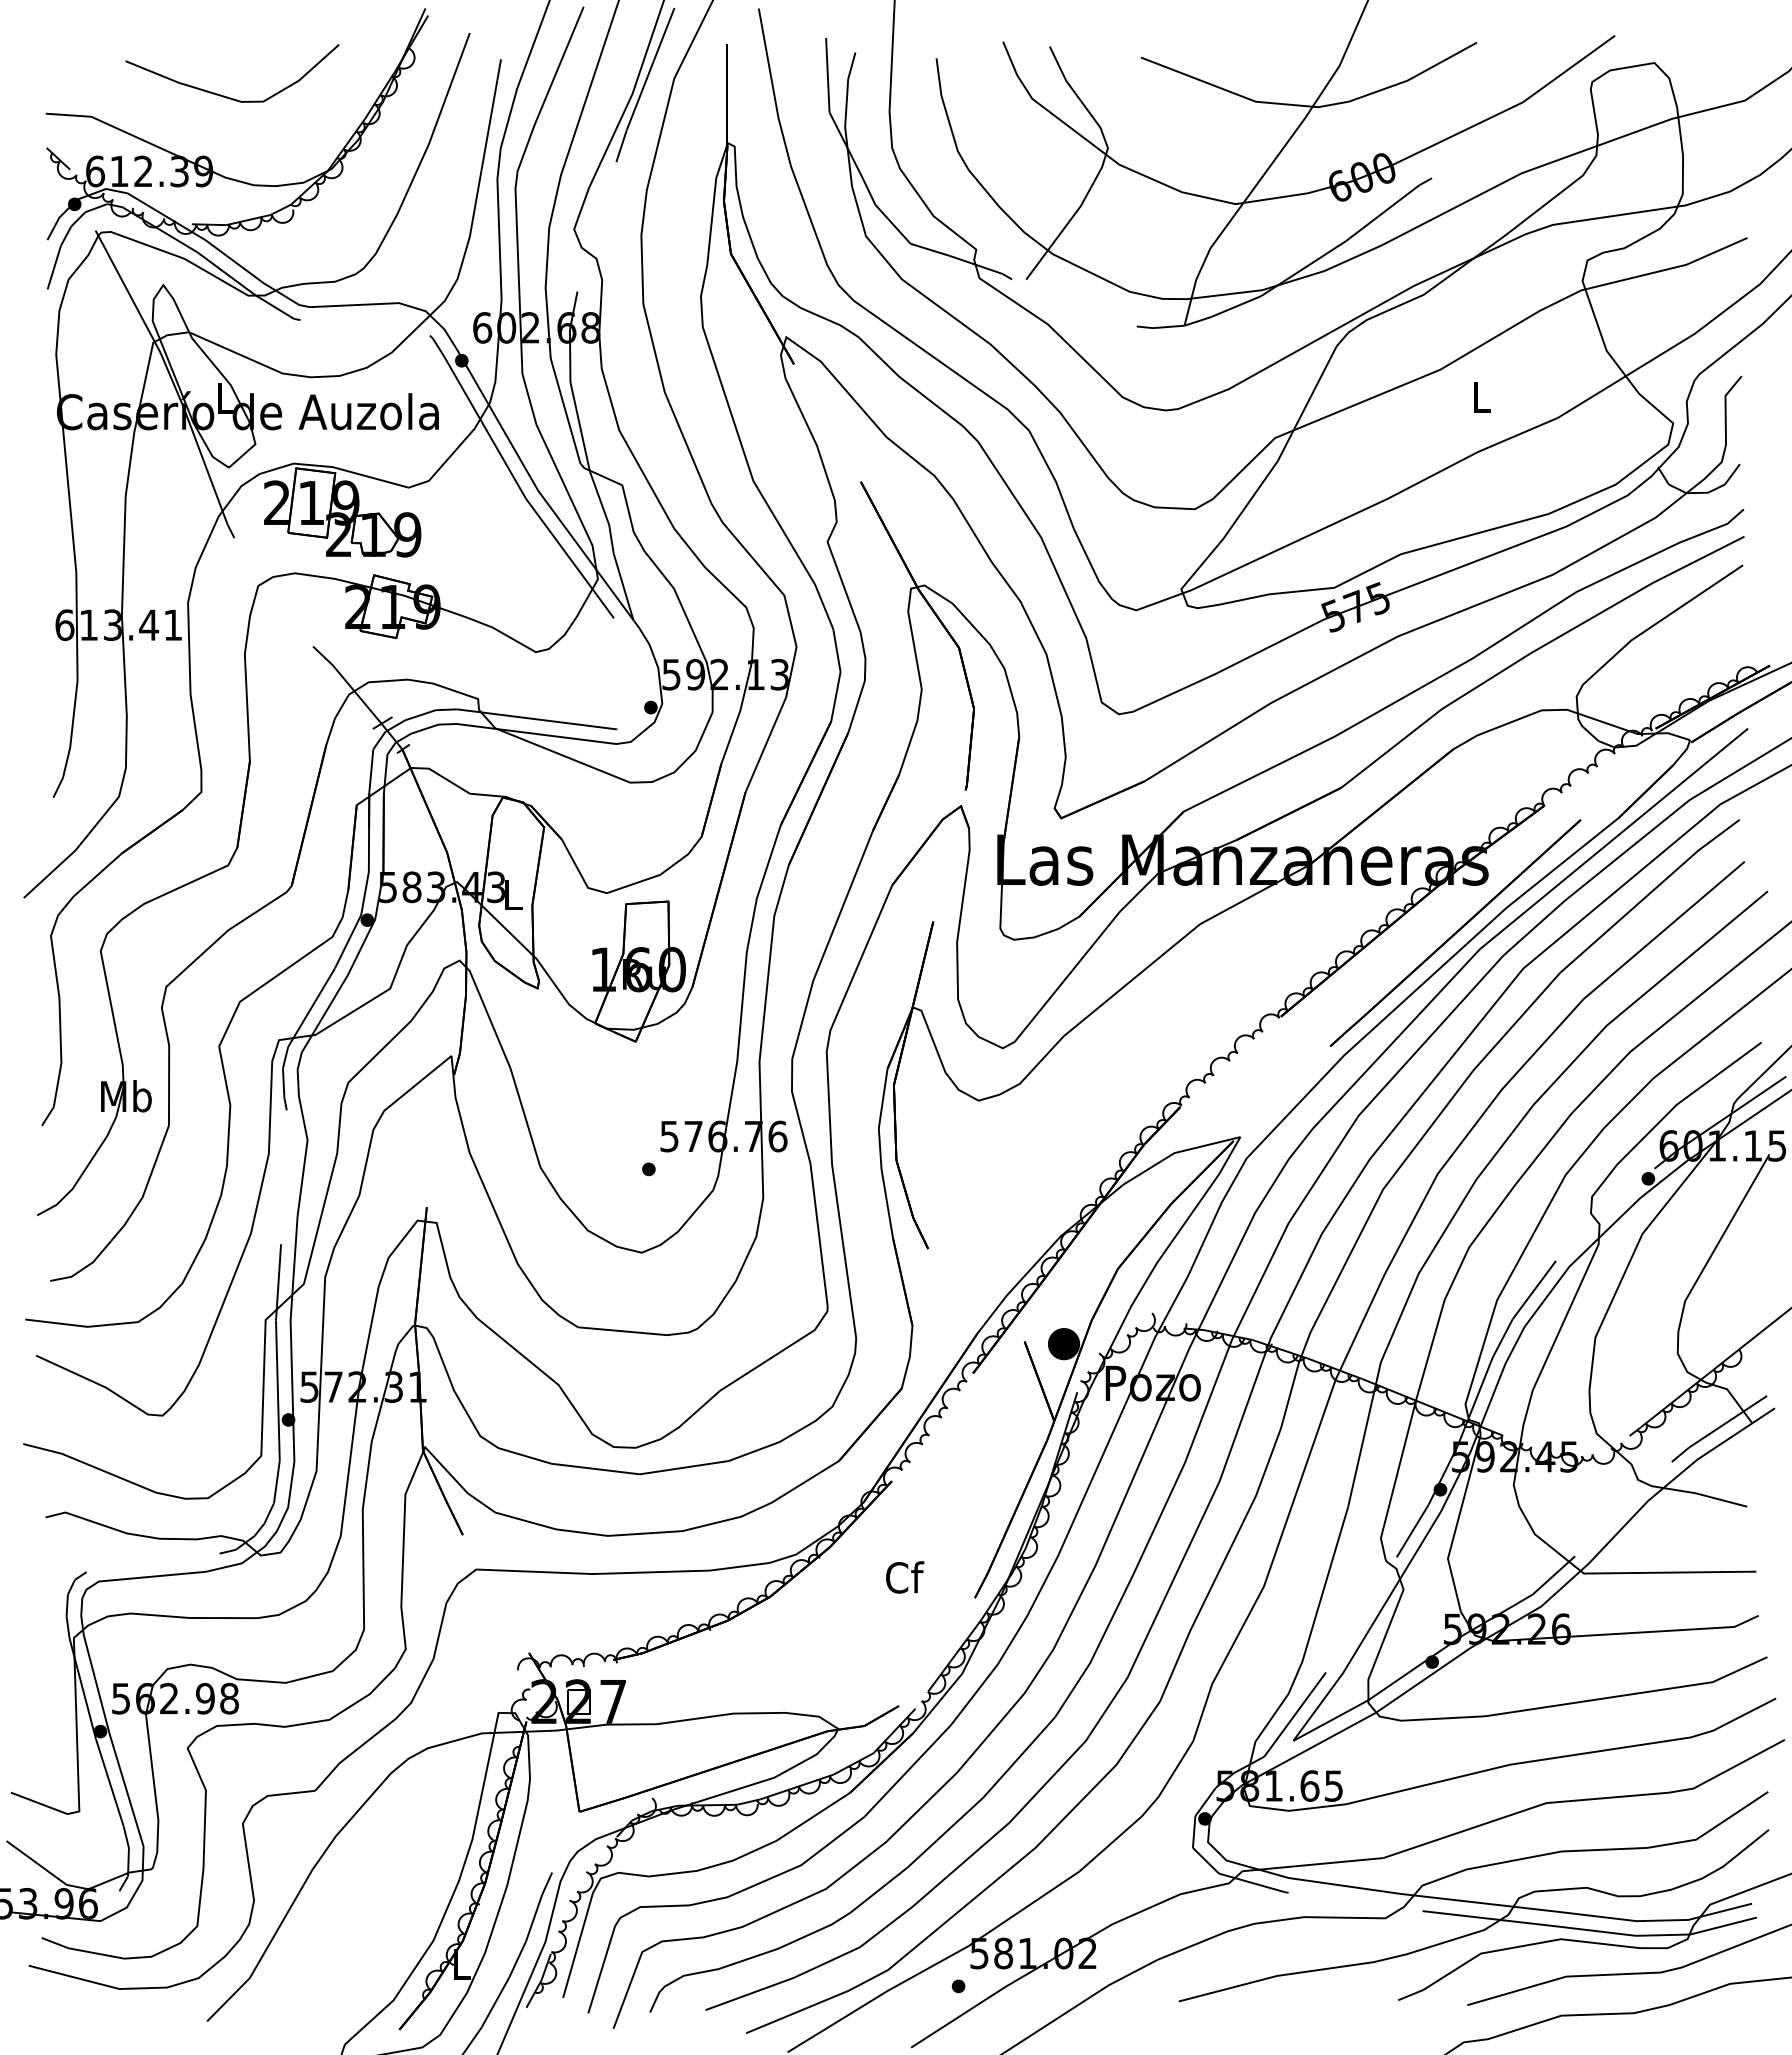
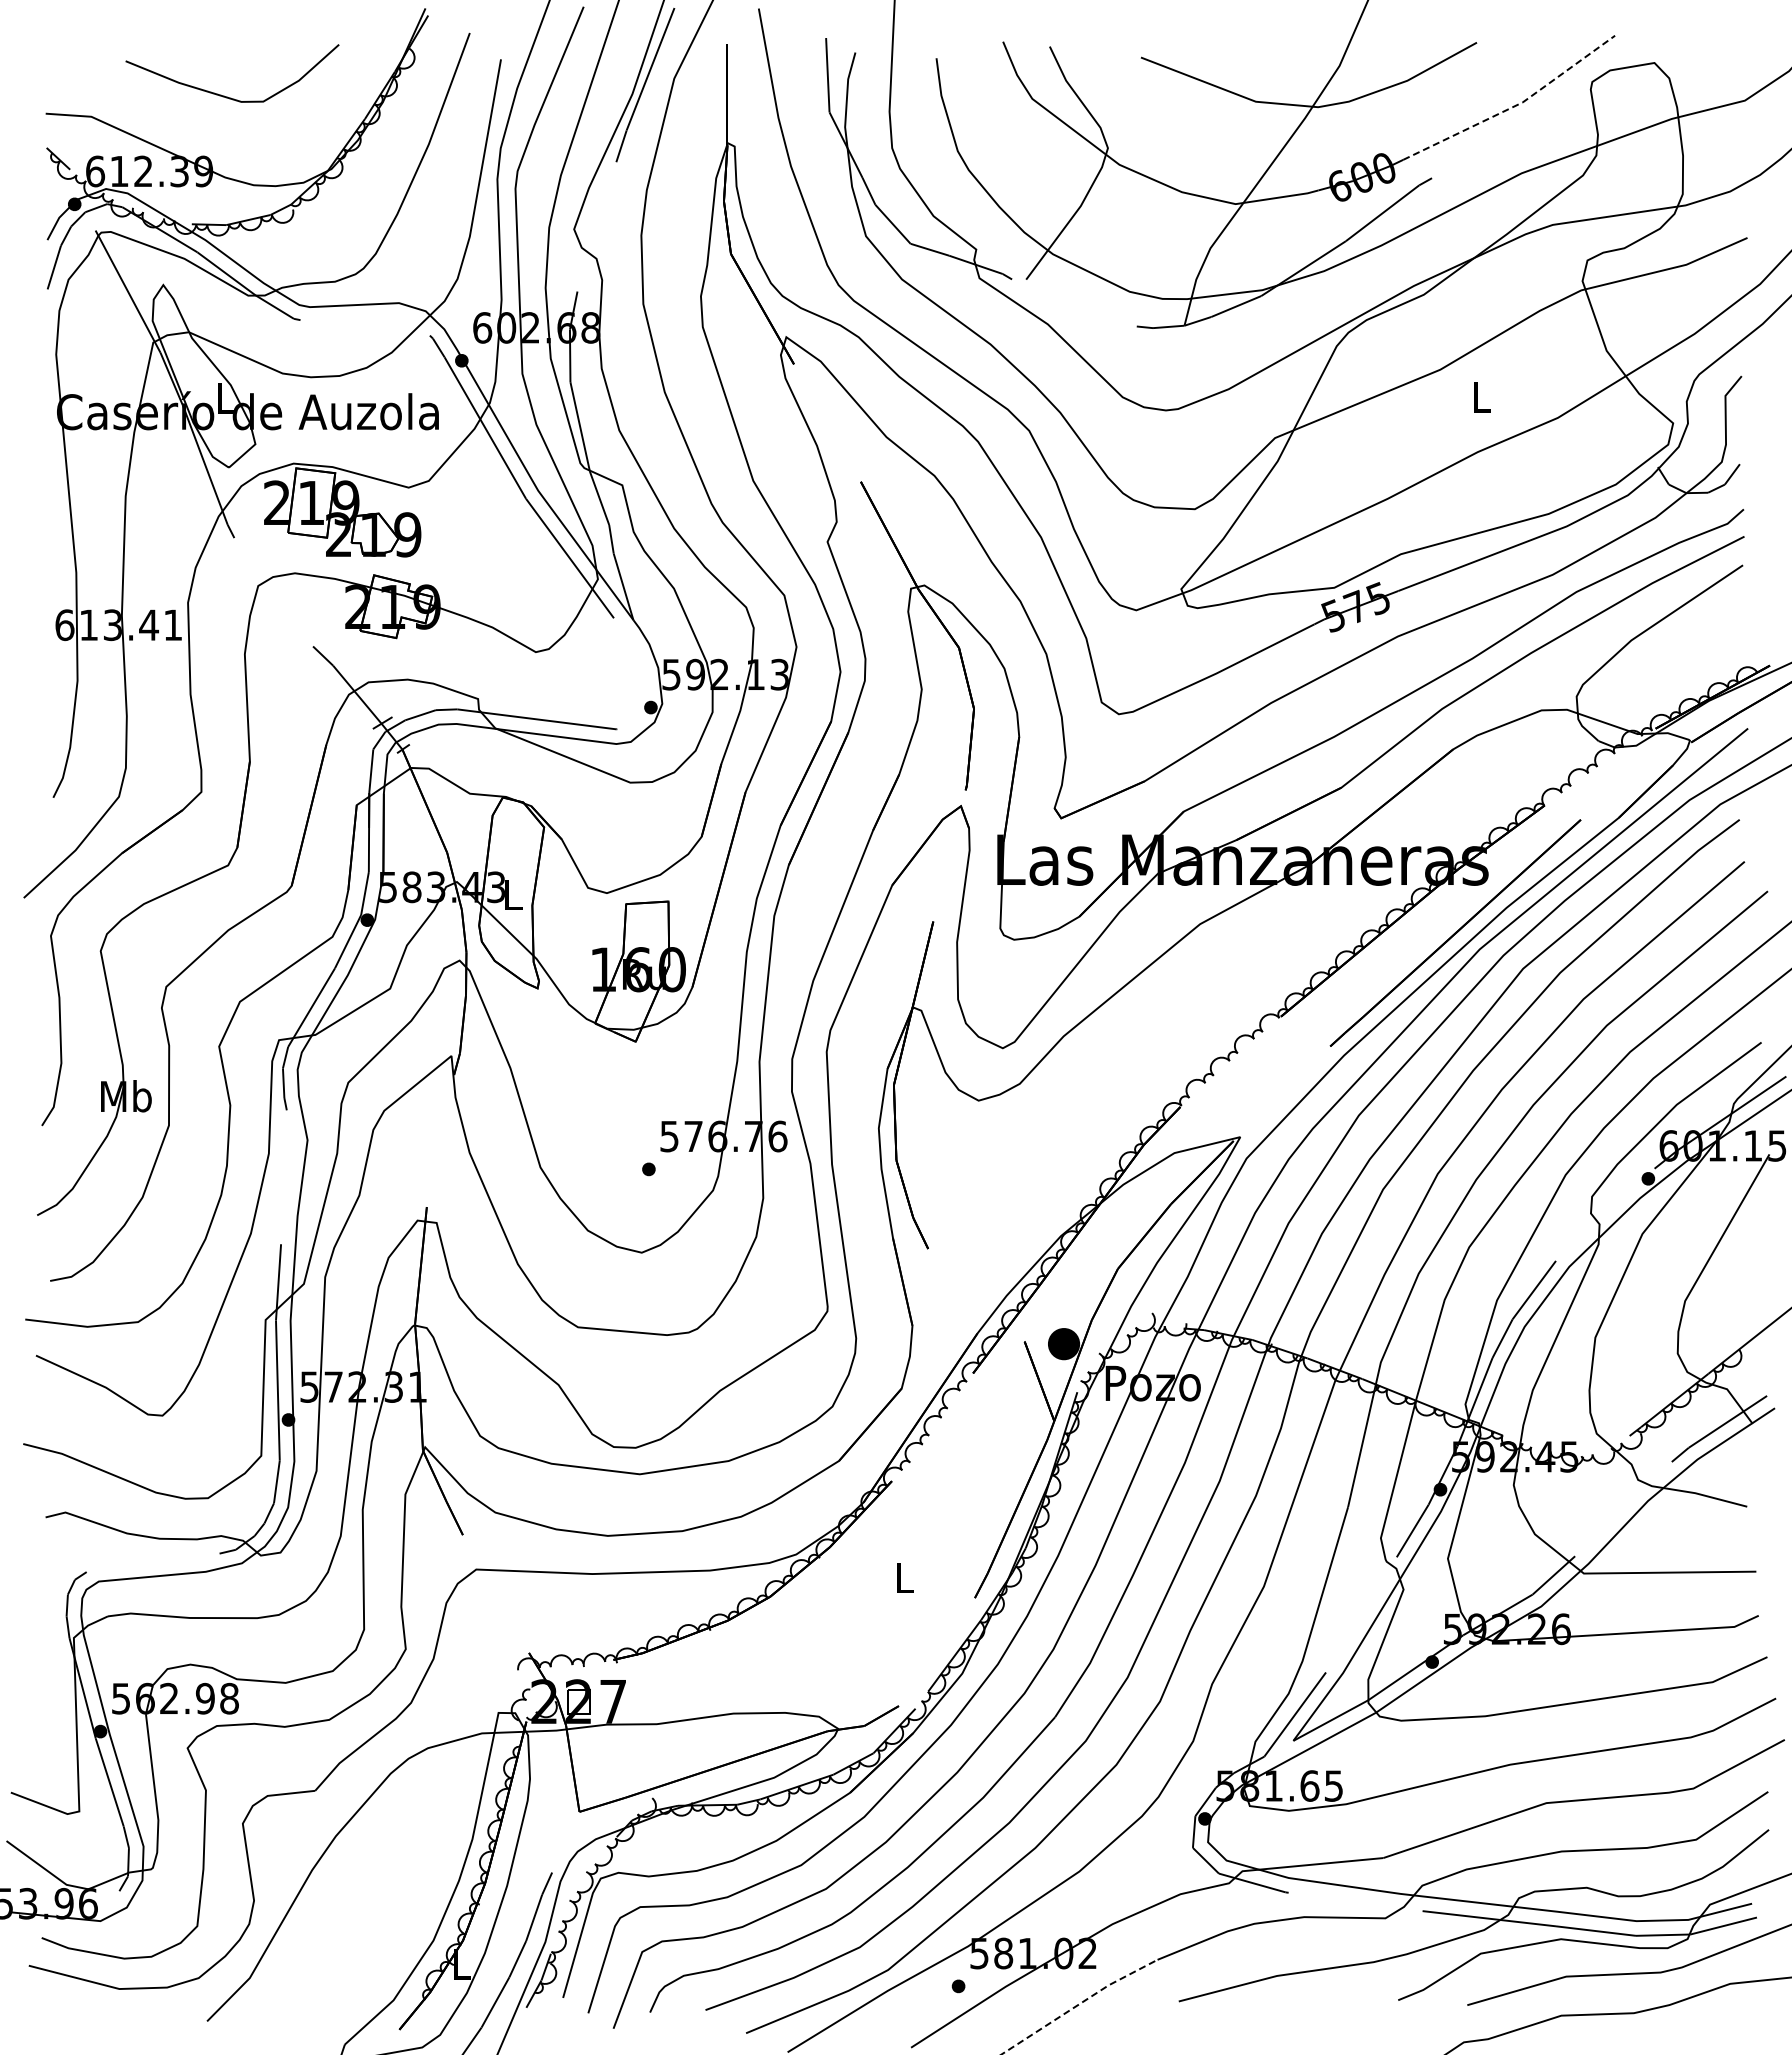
line: solid -> dashed (1514, 106)
text: Cf -> L (905, 1577)
line: solid -> dashed (1079, 2004)
